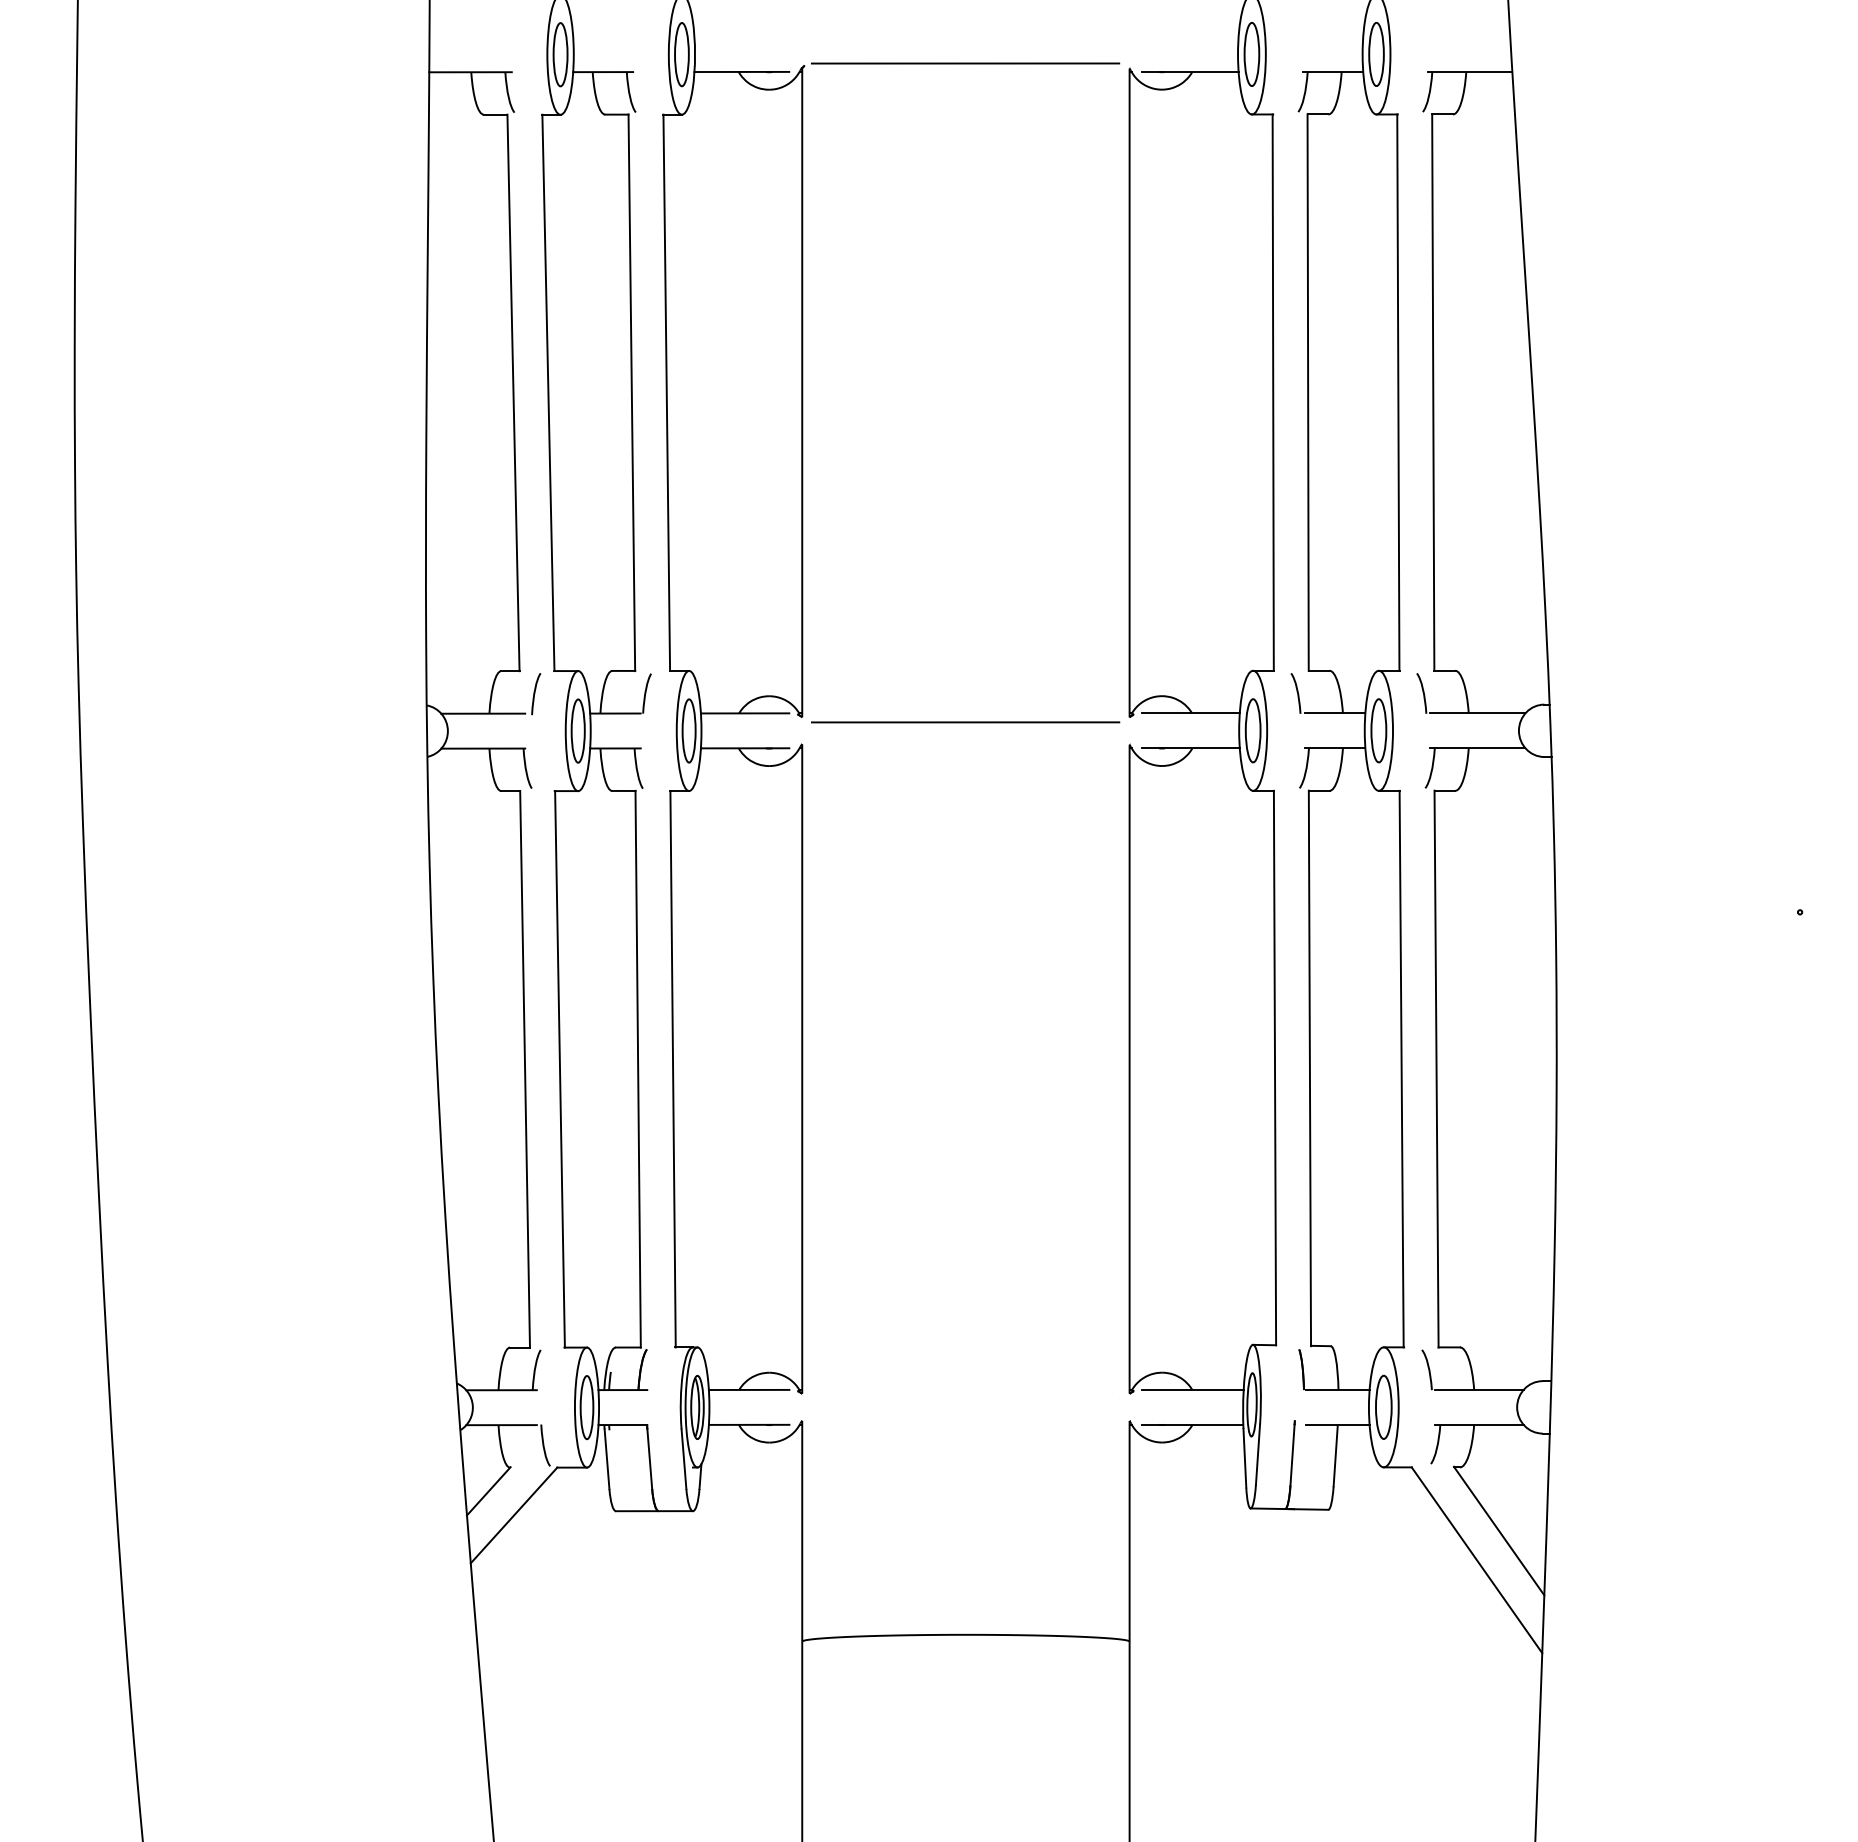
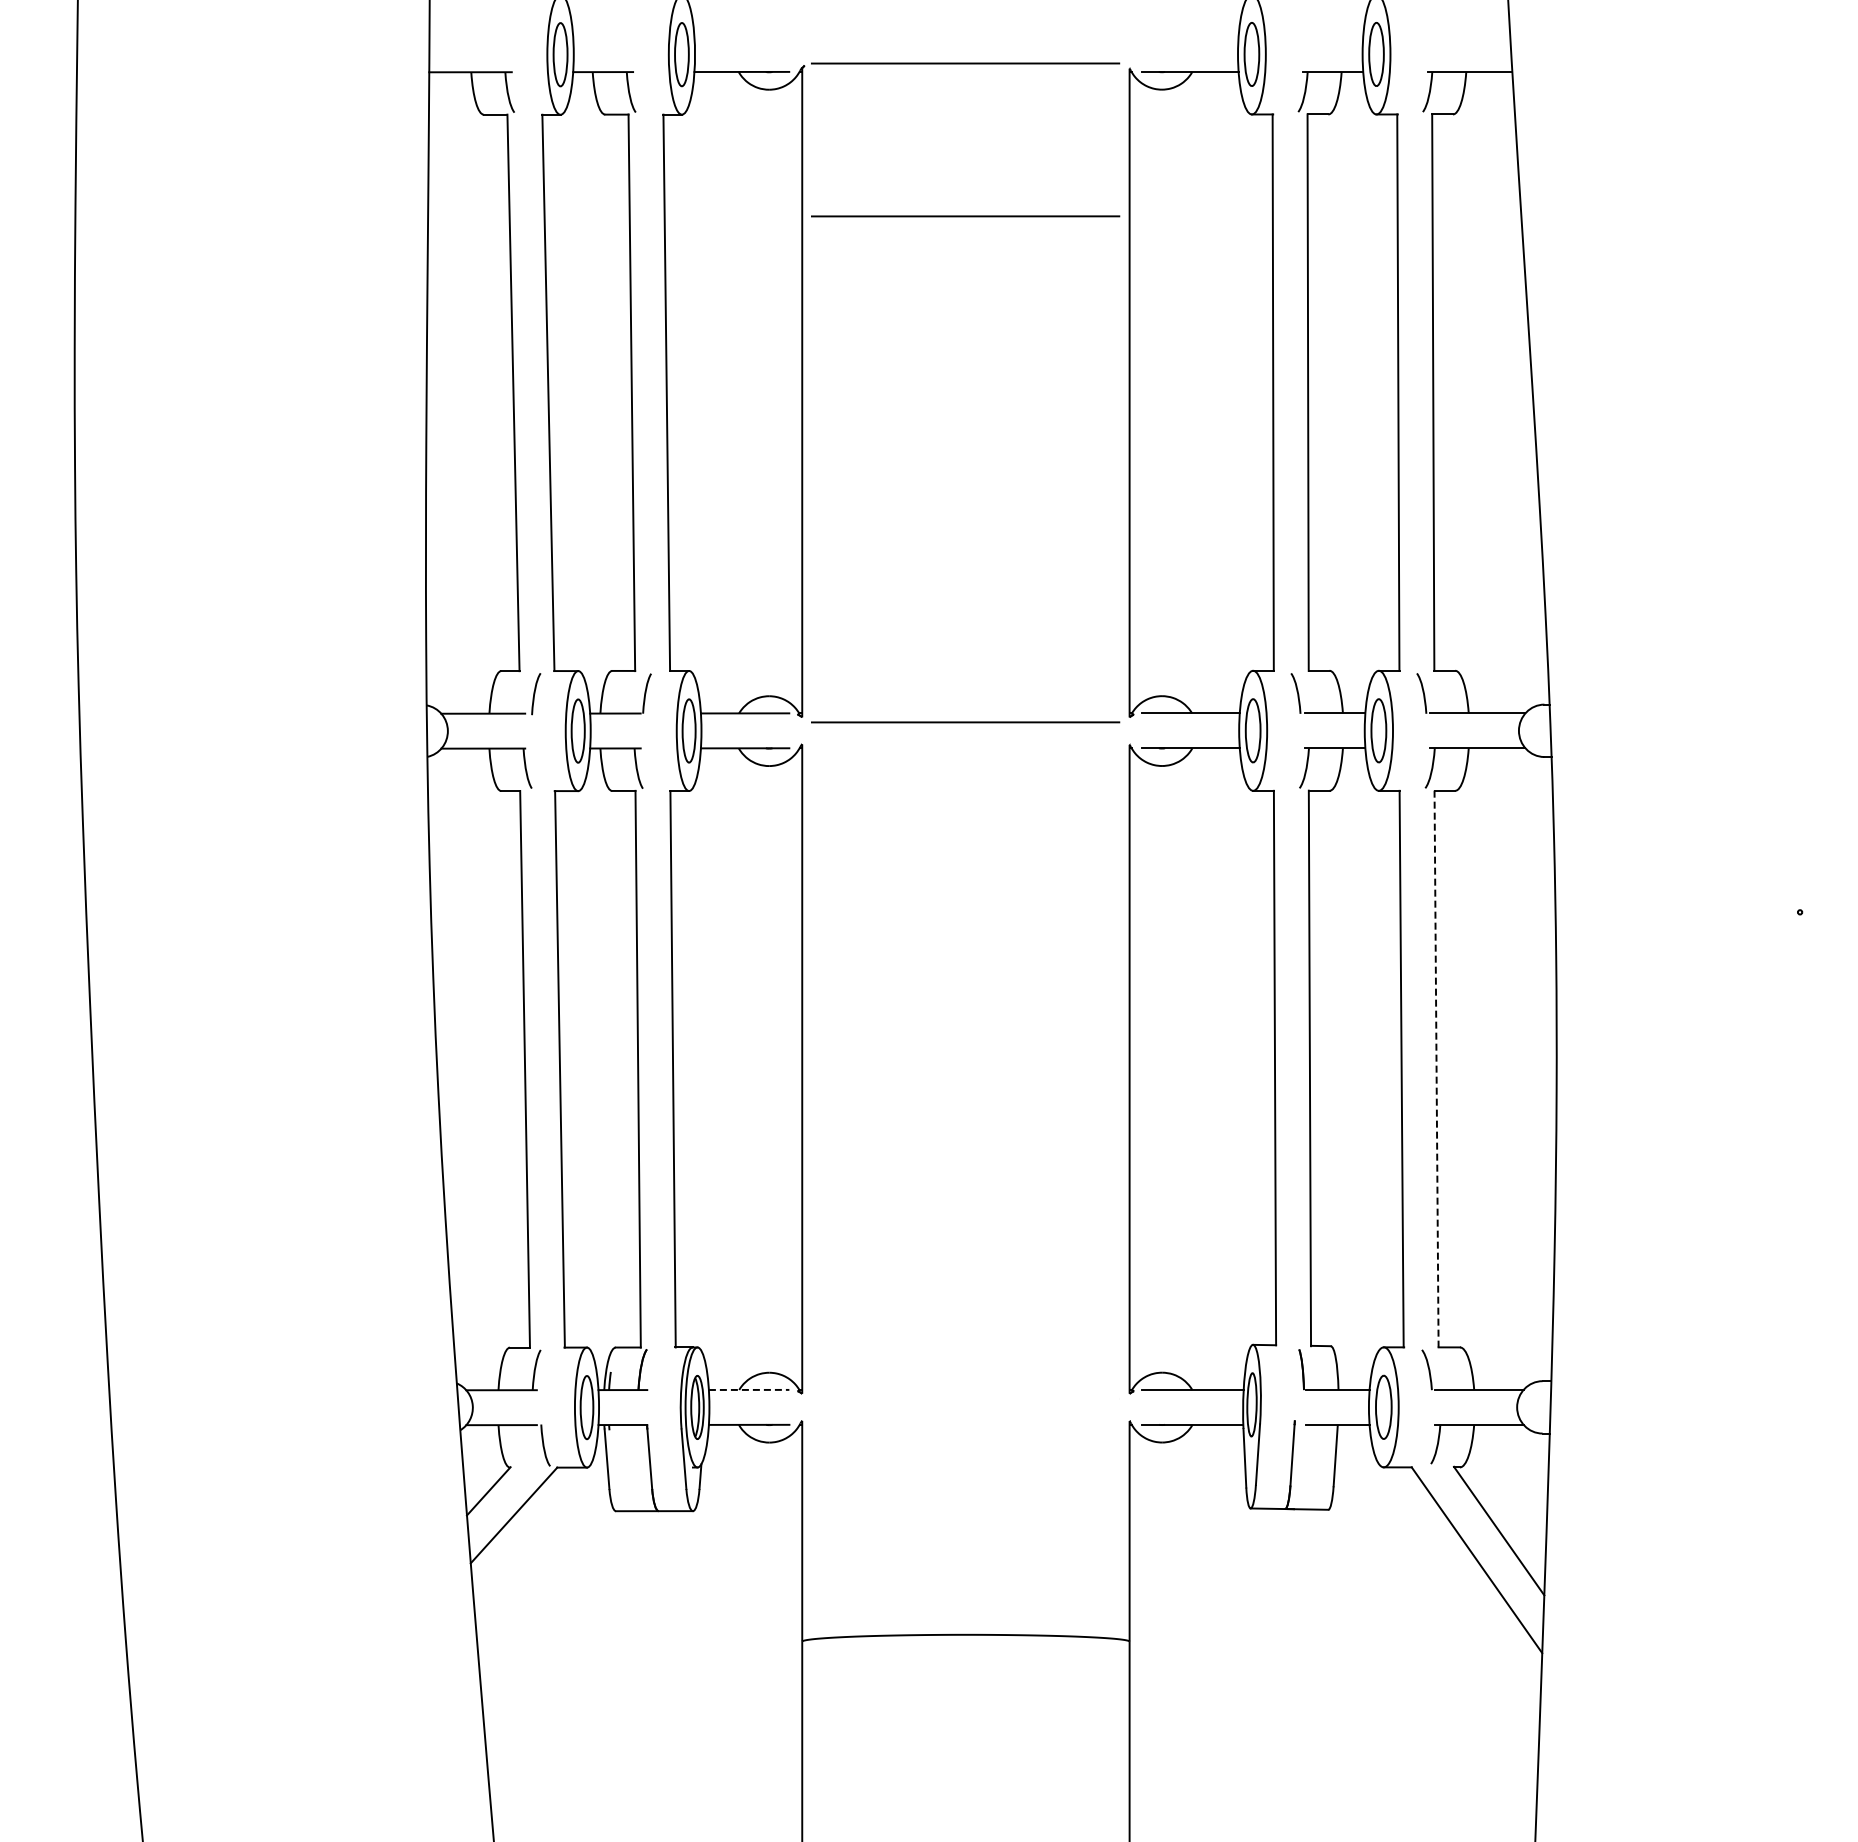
line: none -> present (965, 216)
line: solid -> dashed (1436, 1069)
line: solid -> dashed (749, 1389)
